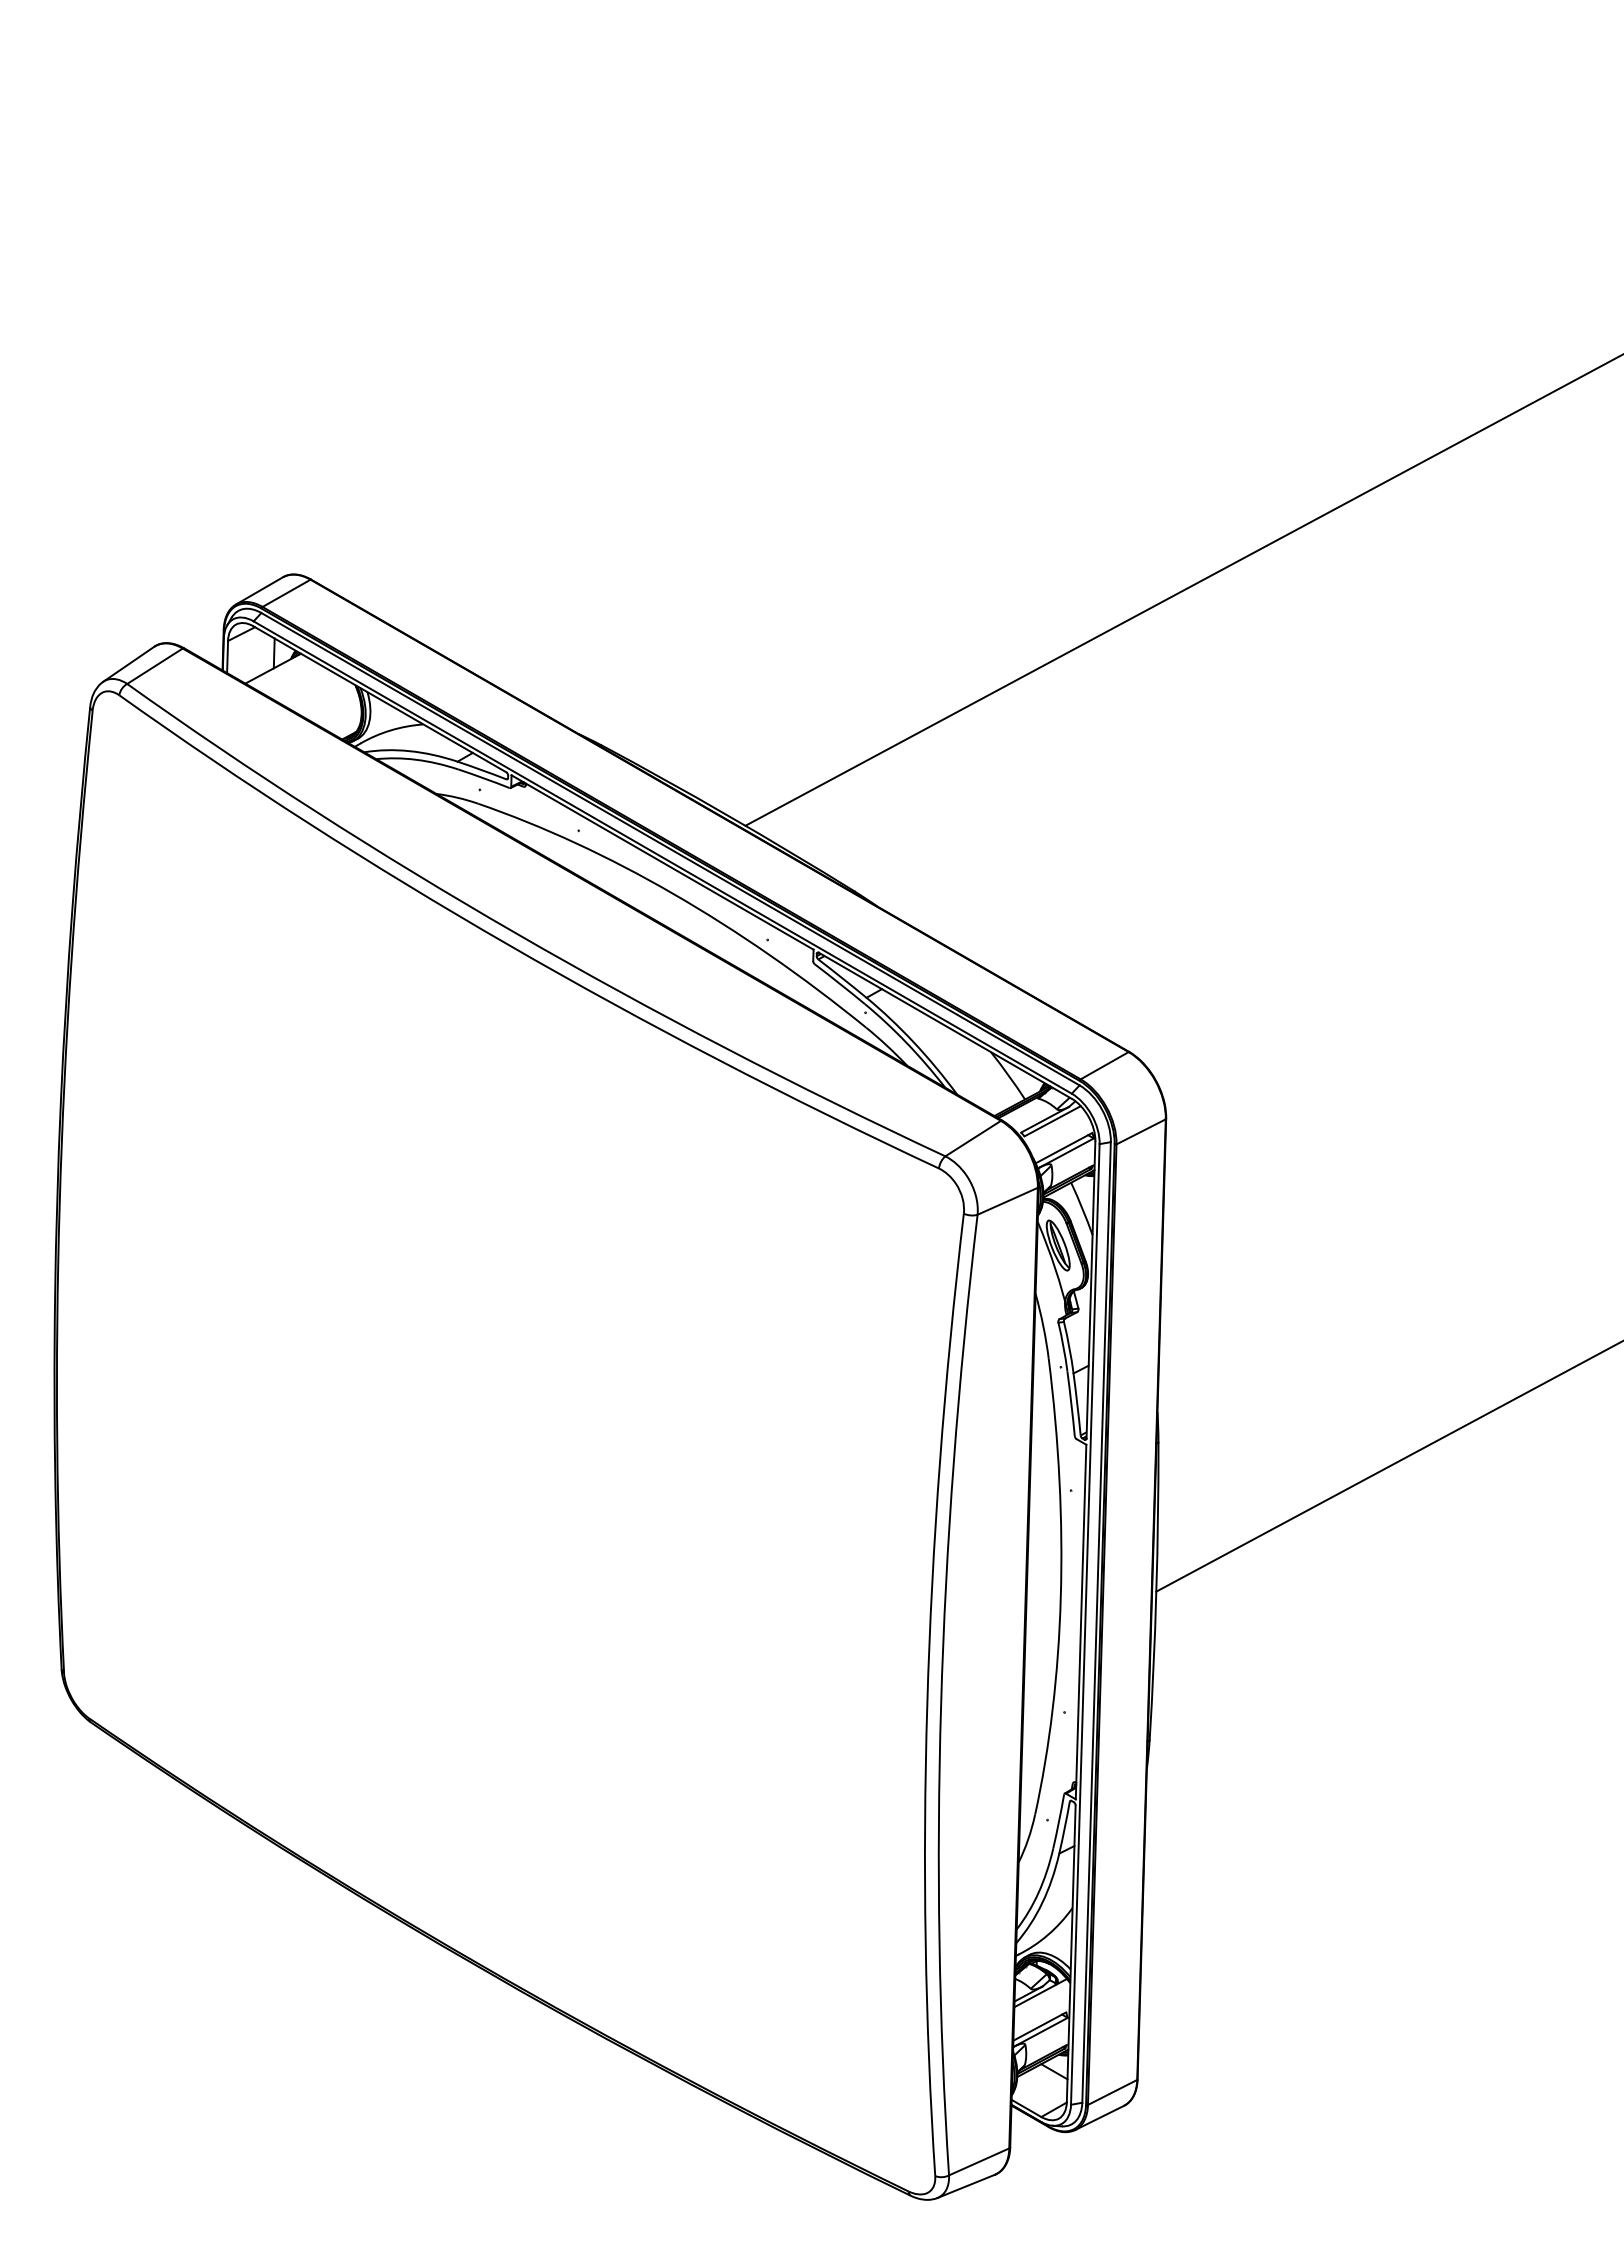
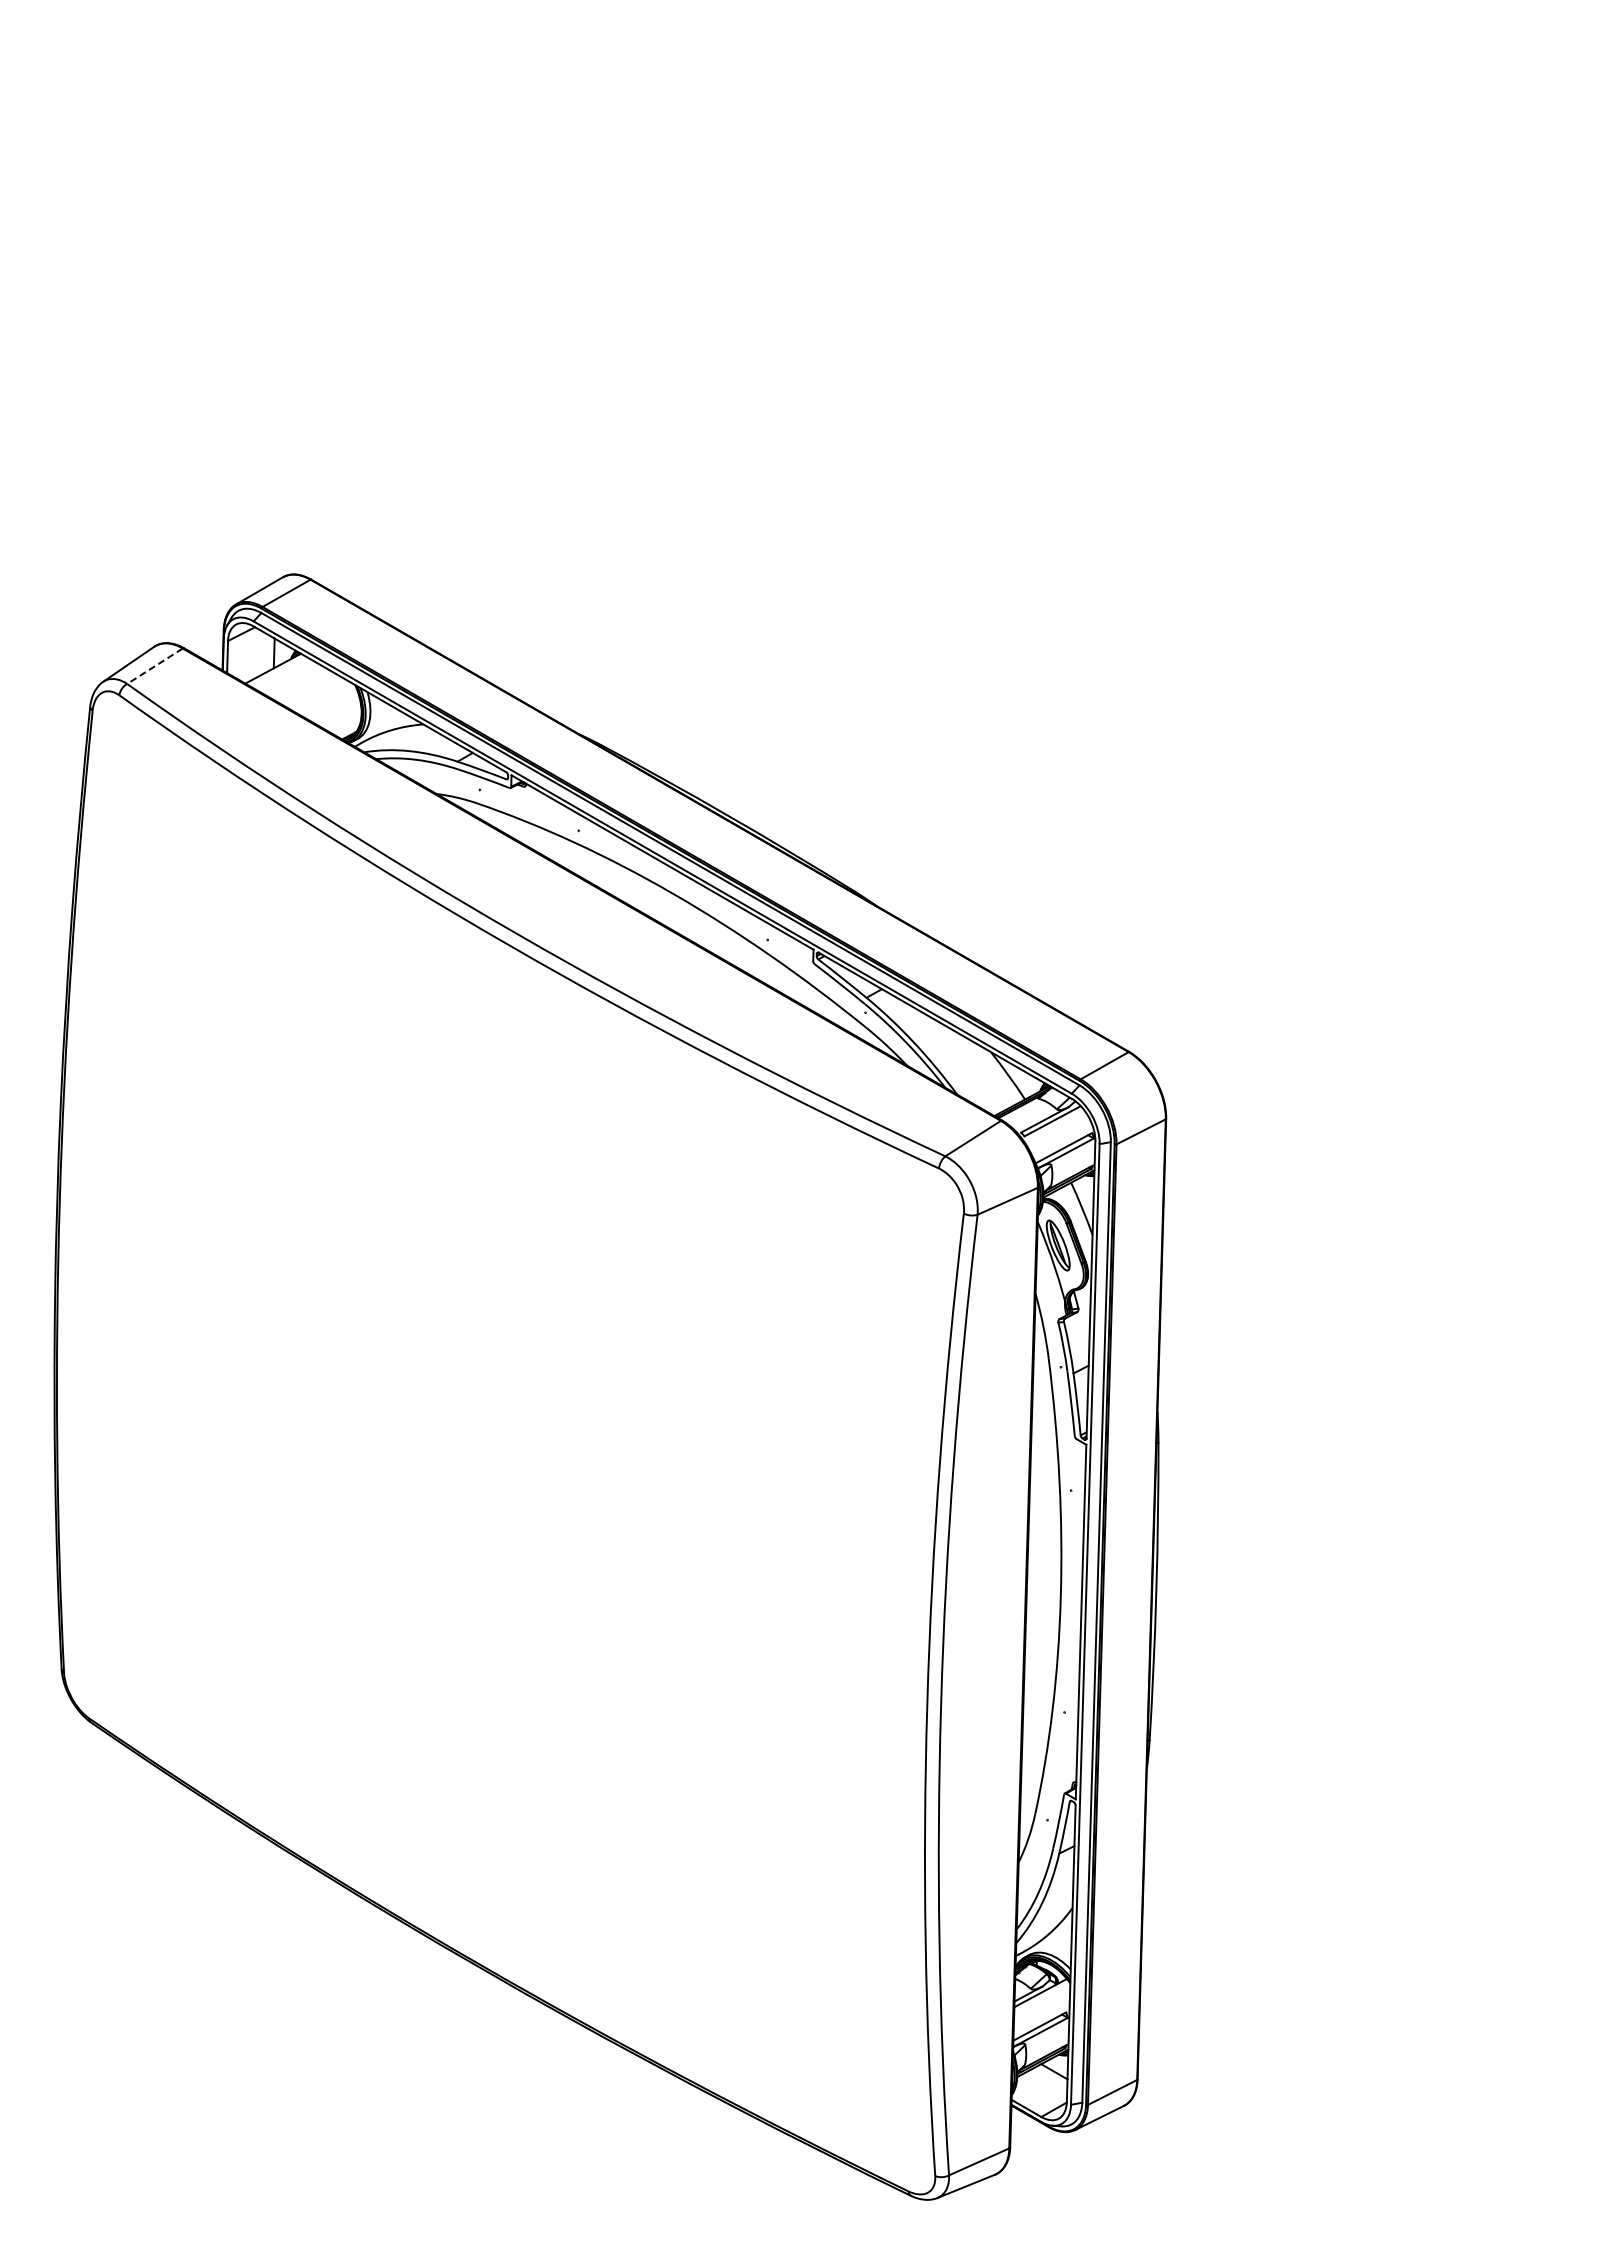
line: present -> none (1182, 590)
line: solid -> dashed (155, 666)
line: present -> none (1388, 1466)
